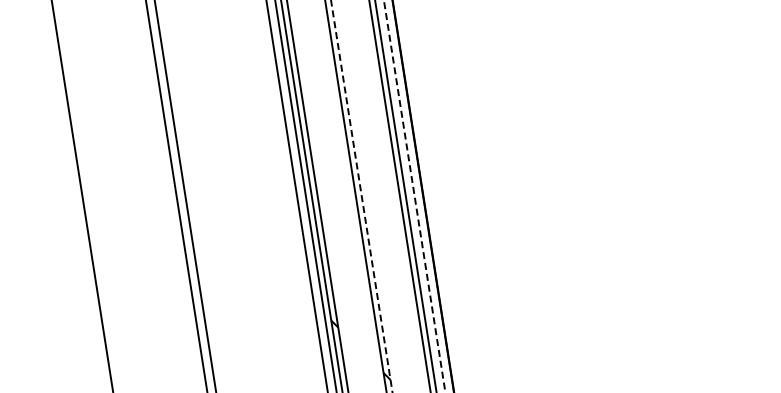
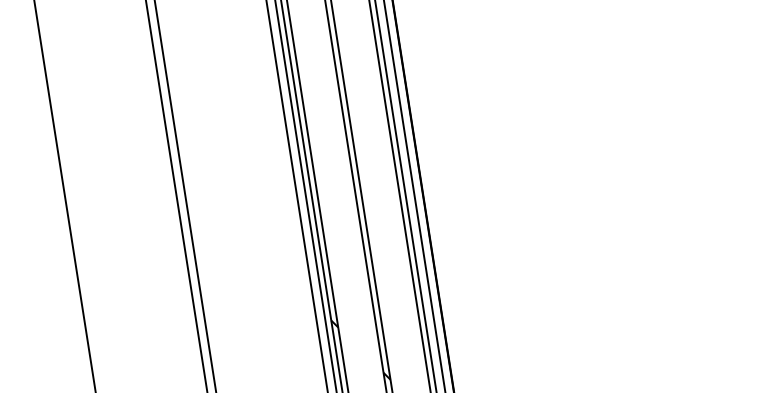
line position: (82, 195) -> (64, 195) (64, 195)
line: dashed -> solid (361, 196)
line: dashed -> solid (414, 196)
